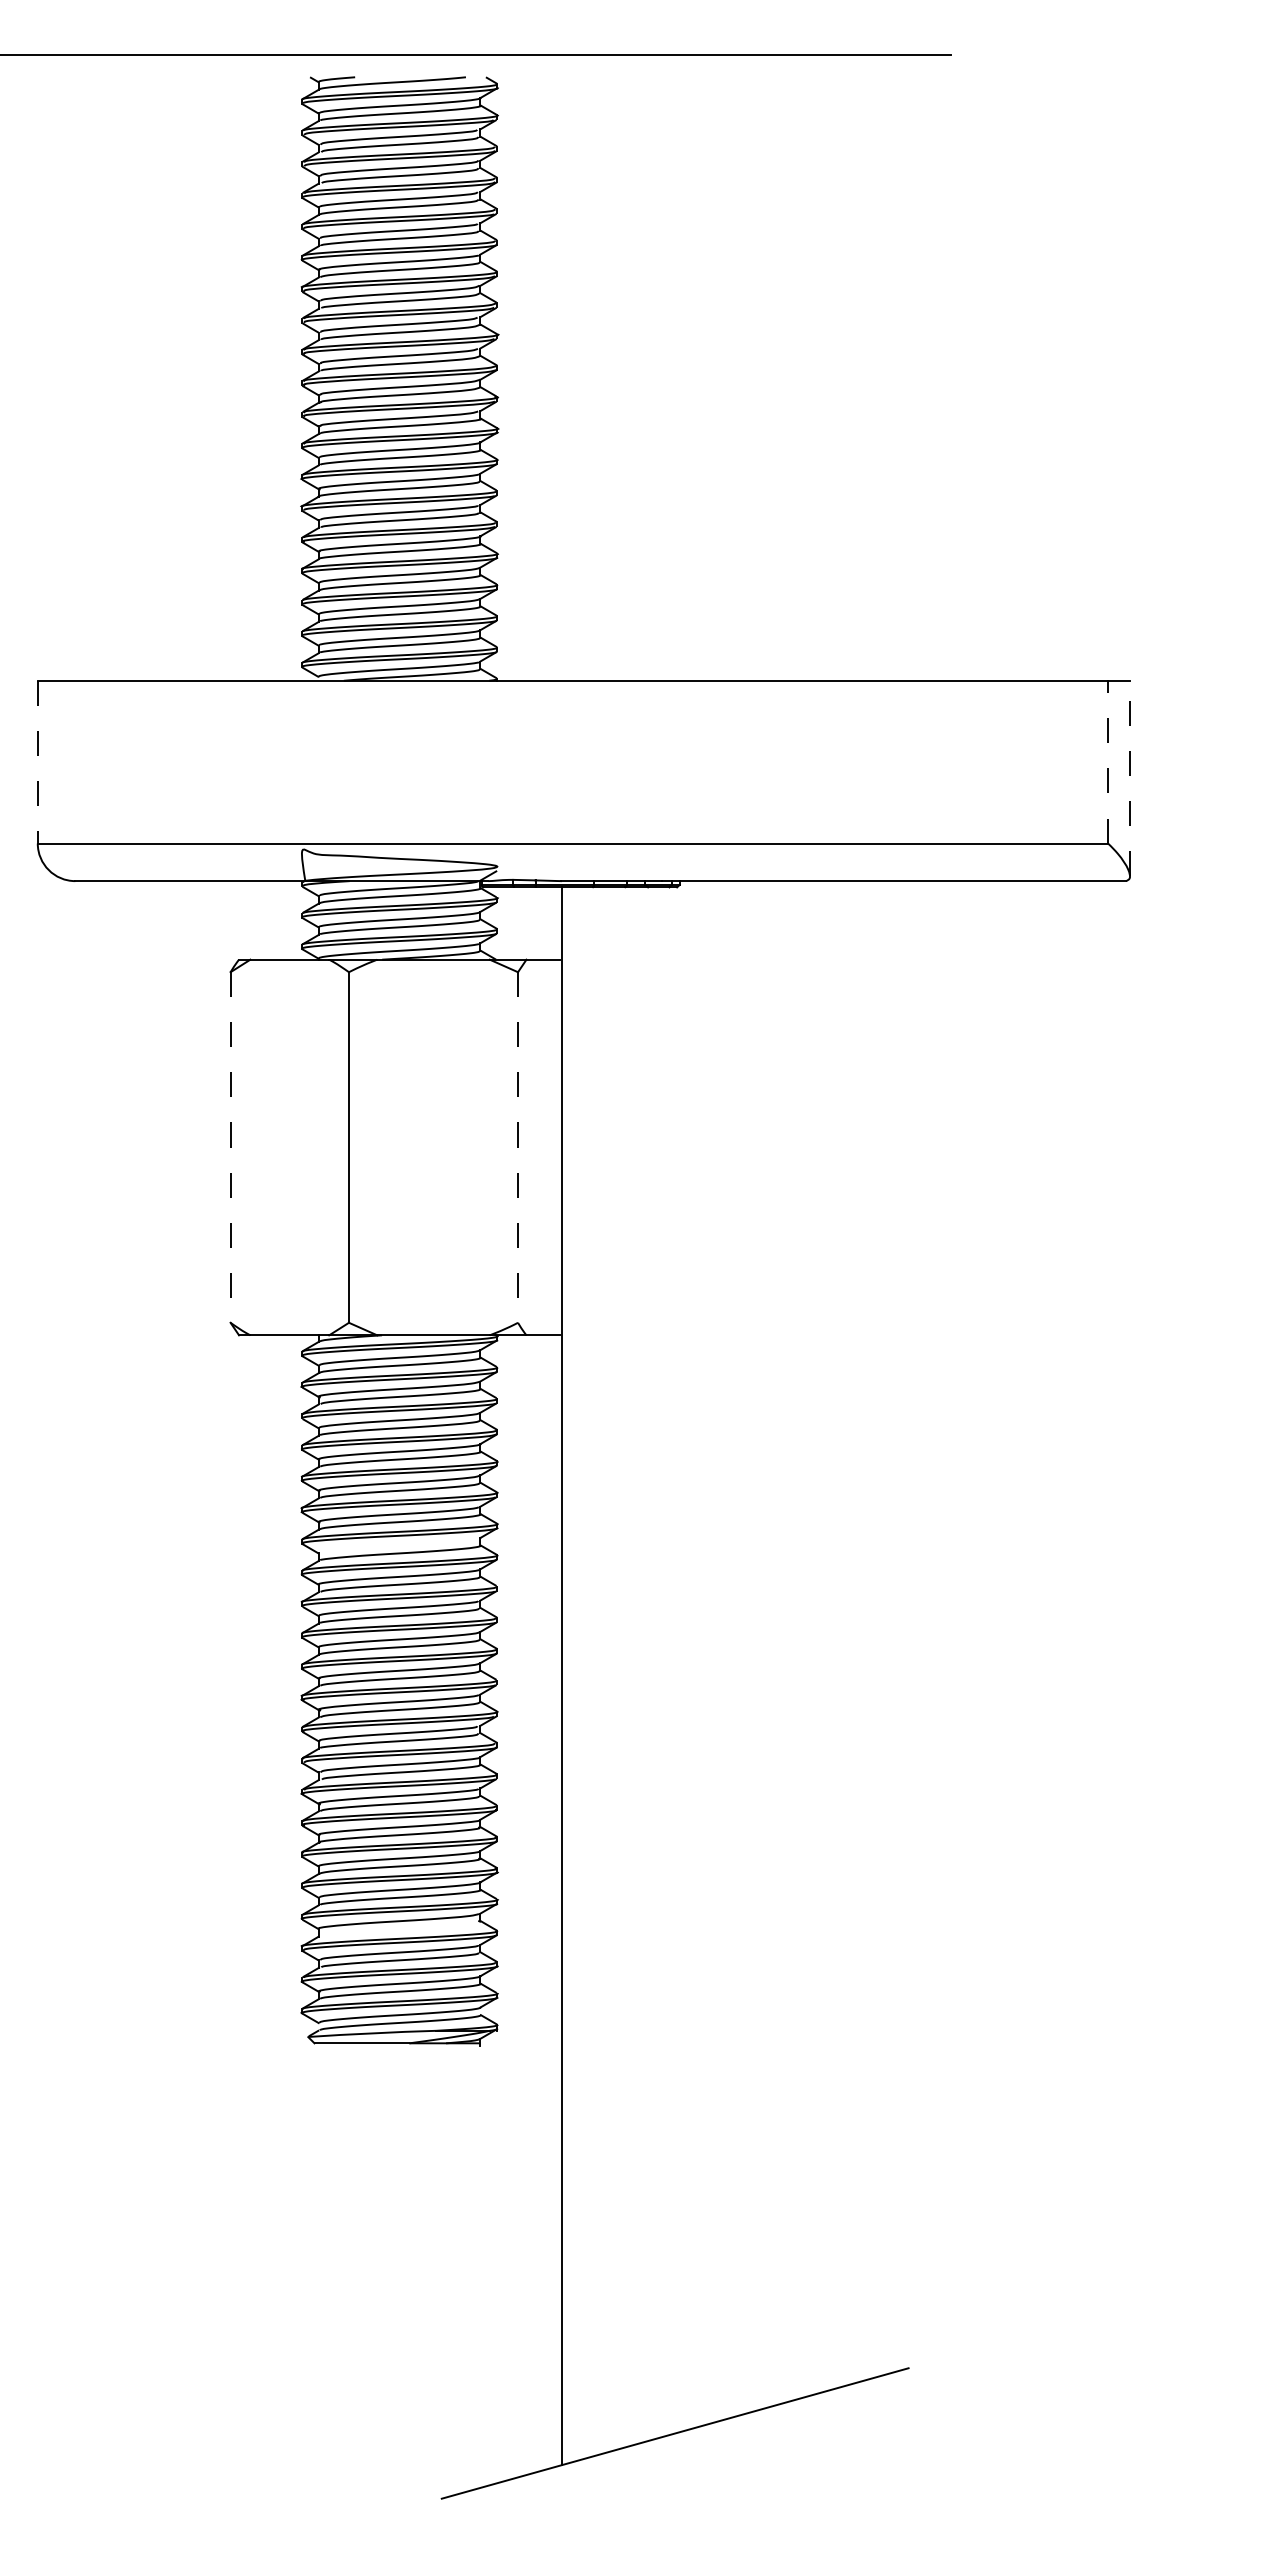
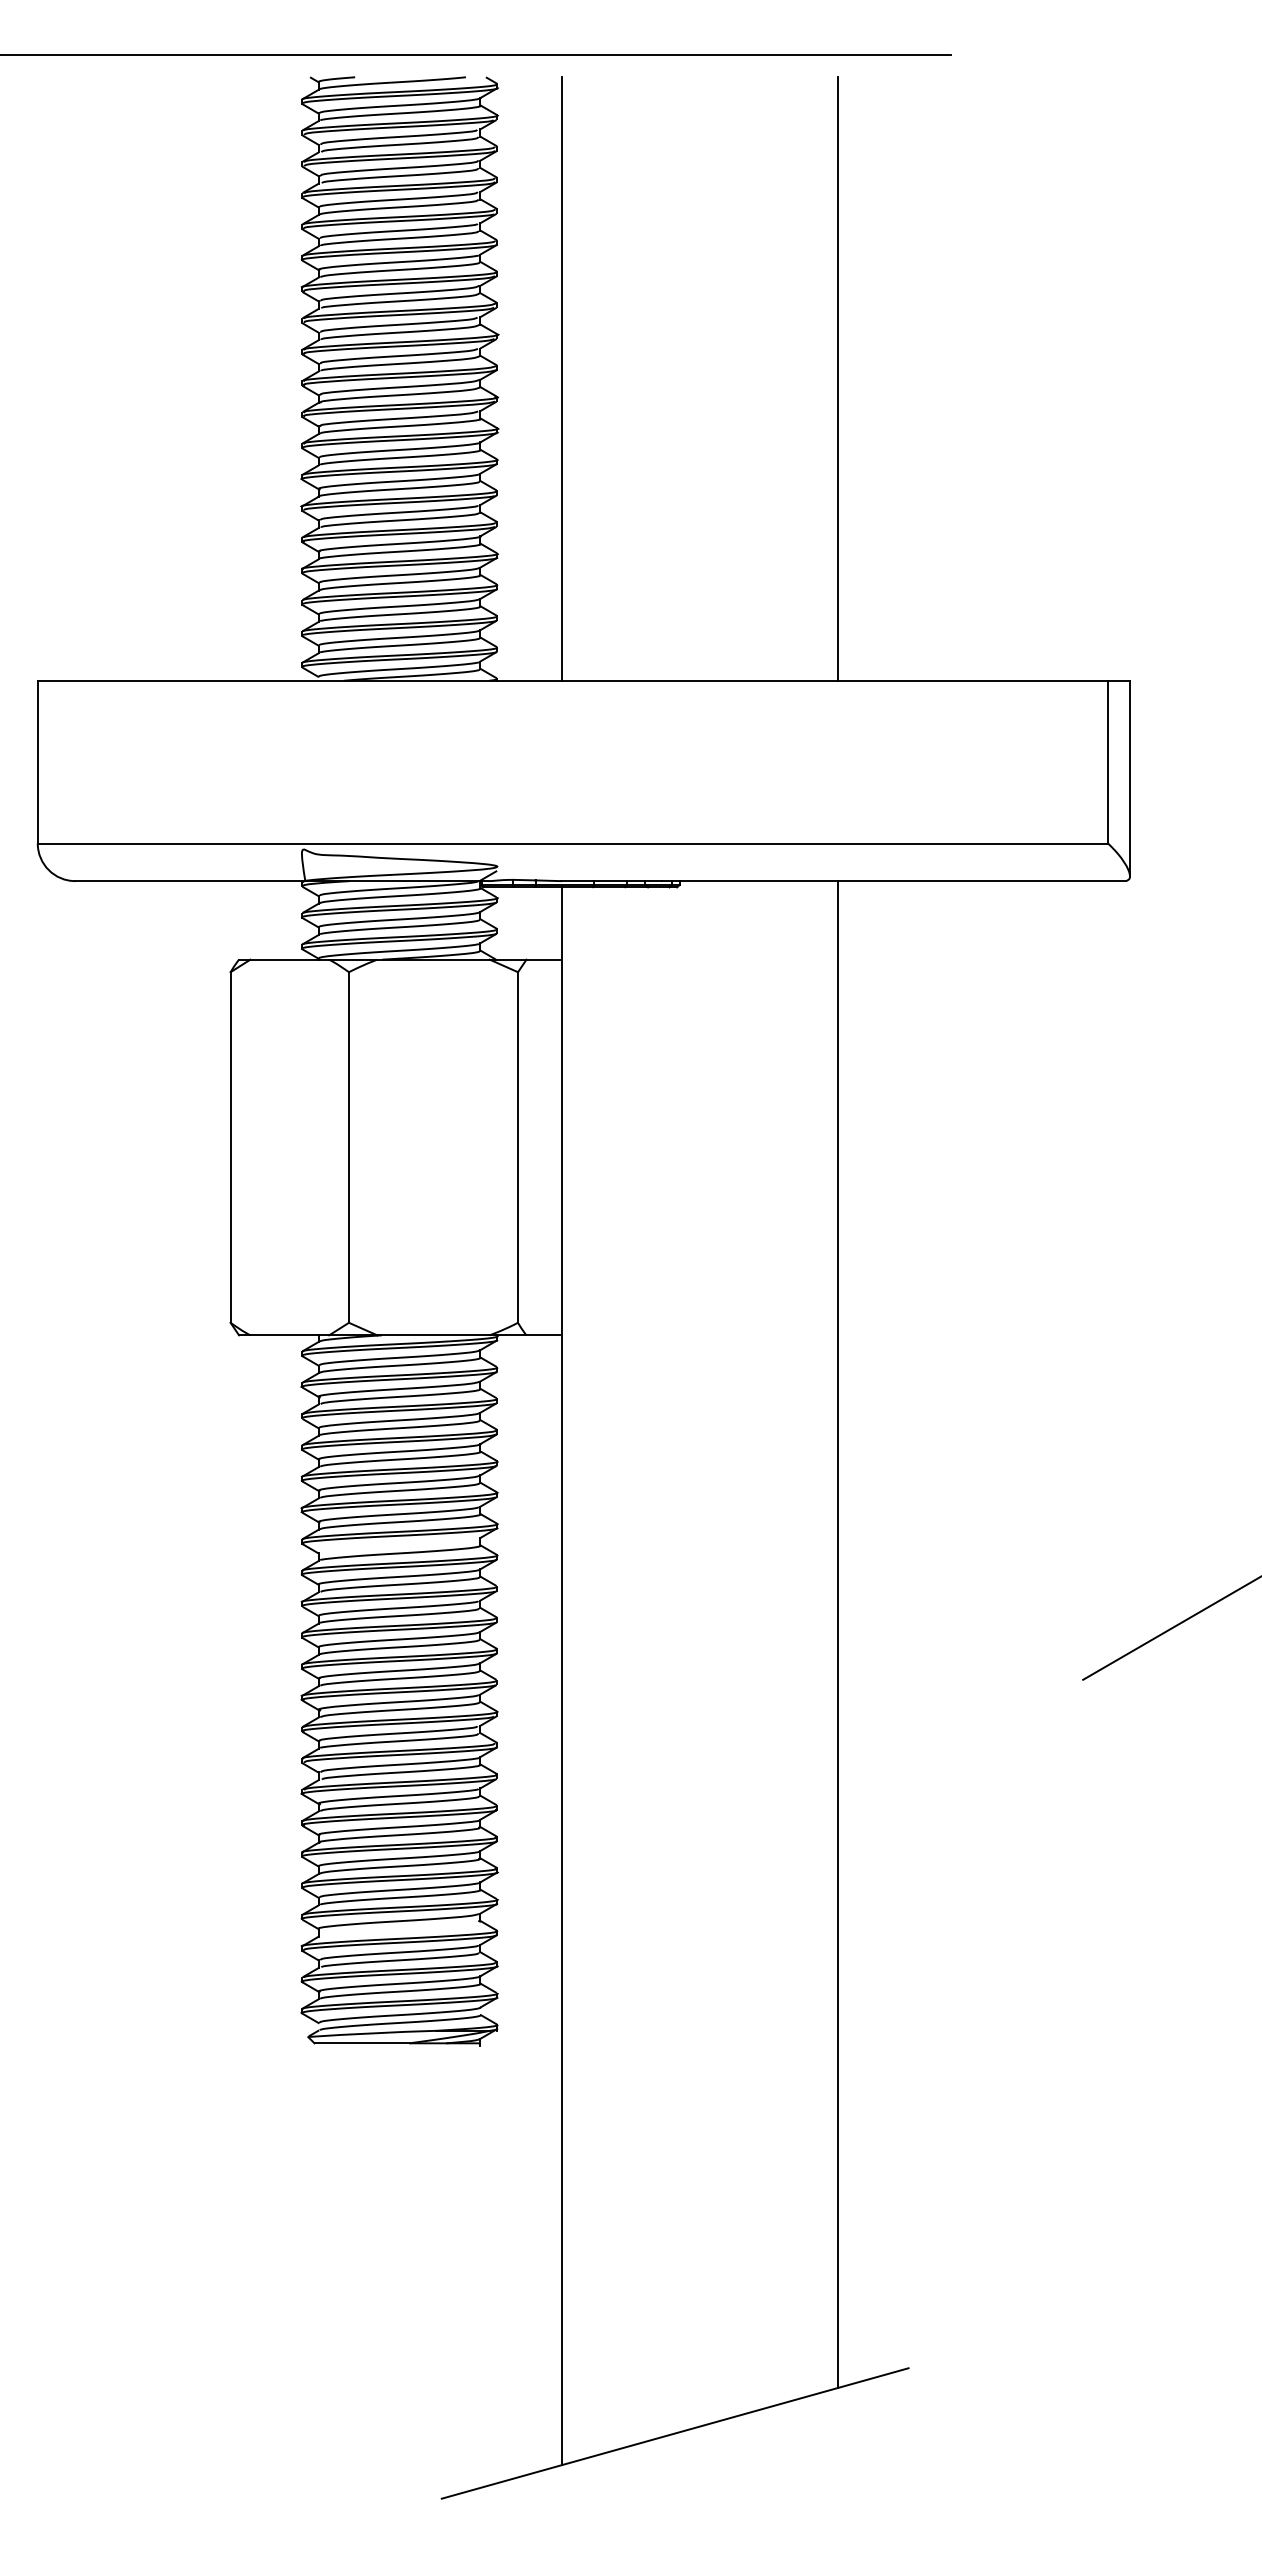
line: none -> present (562, 378)
line: none -> present (837, 378)
line: dashed -> solid (1108, 761)
line: dashed -> solid (37, 762)
line: dashed -> solid (1129, 778)
line: dashed -> solid (230, 1148)
line: dashed -> solid (518, 1148)
line: none -> present (1170, 1628)
line: none -> present (837, 1634)
